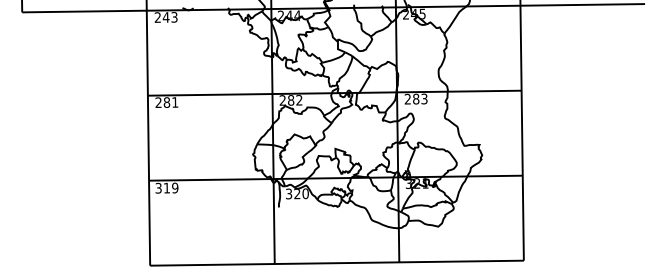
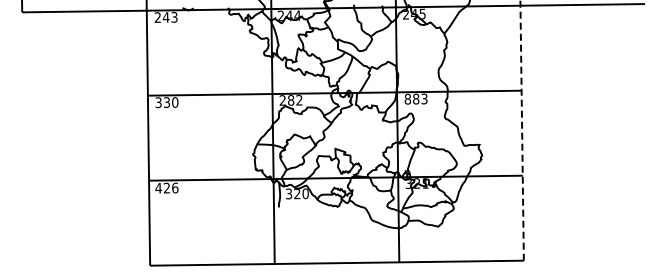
text: 283 -> 883 (407, 99)
text: 281 -> 330 (166, 102)
line: solid -> dashed (522, 130)
text: 319 -> 426 (166, 187)
